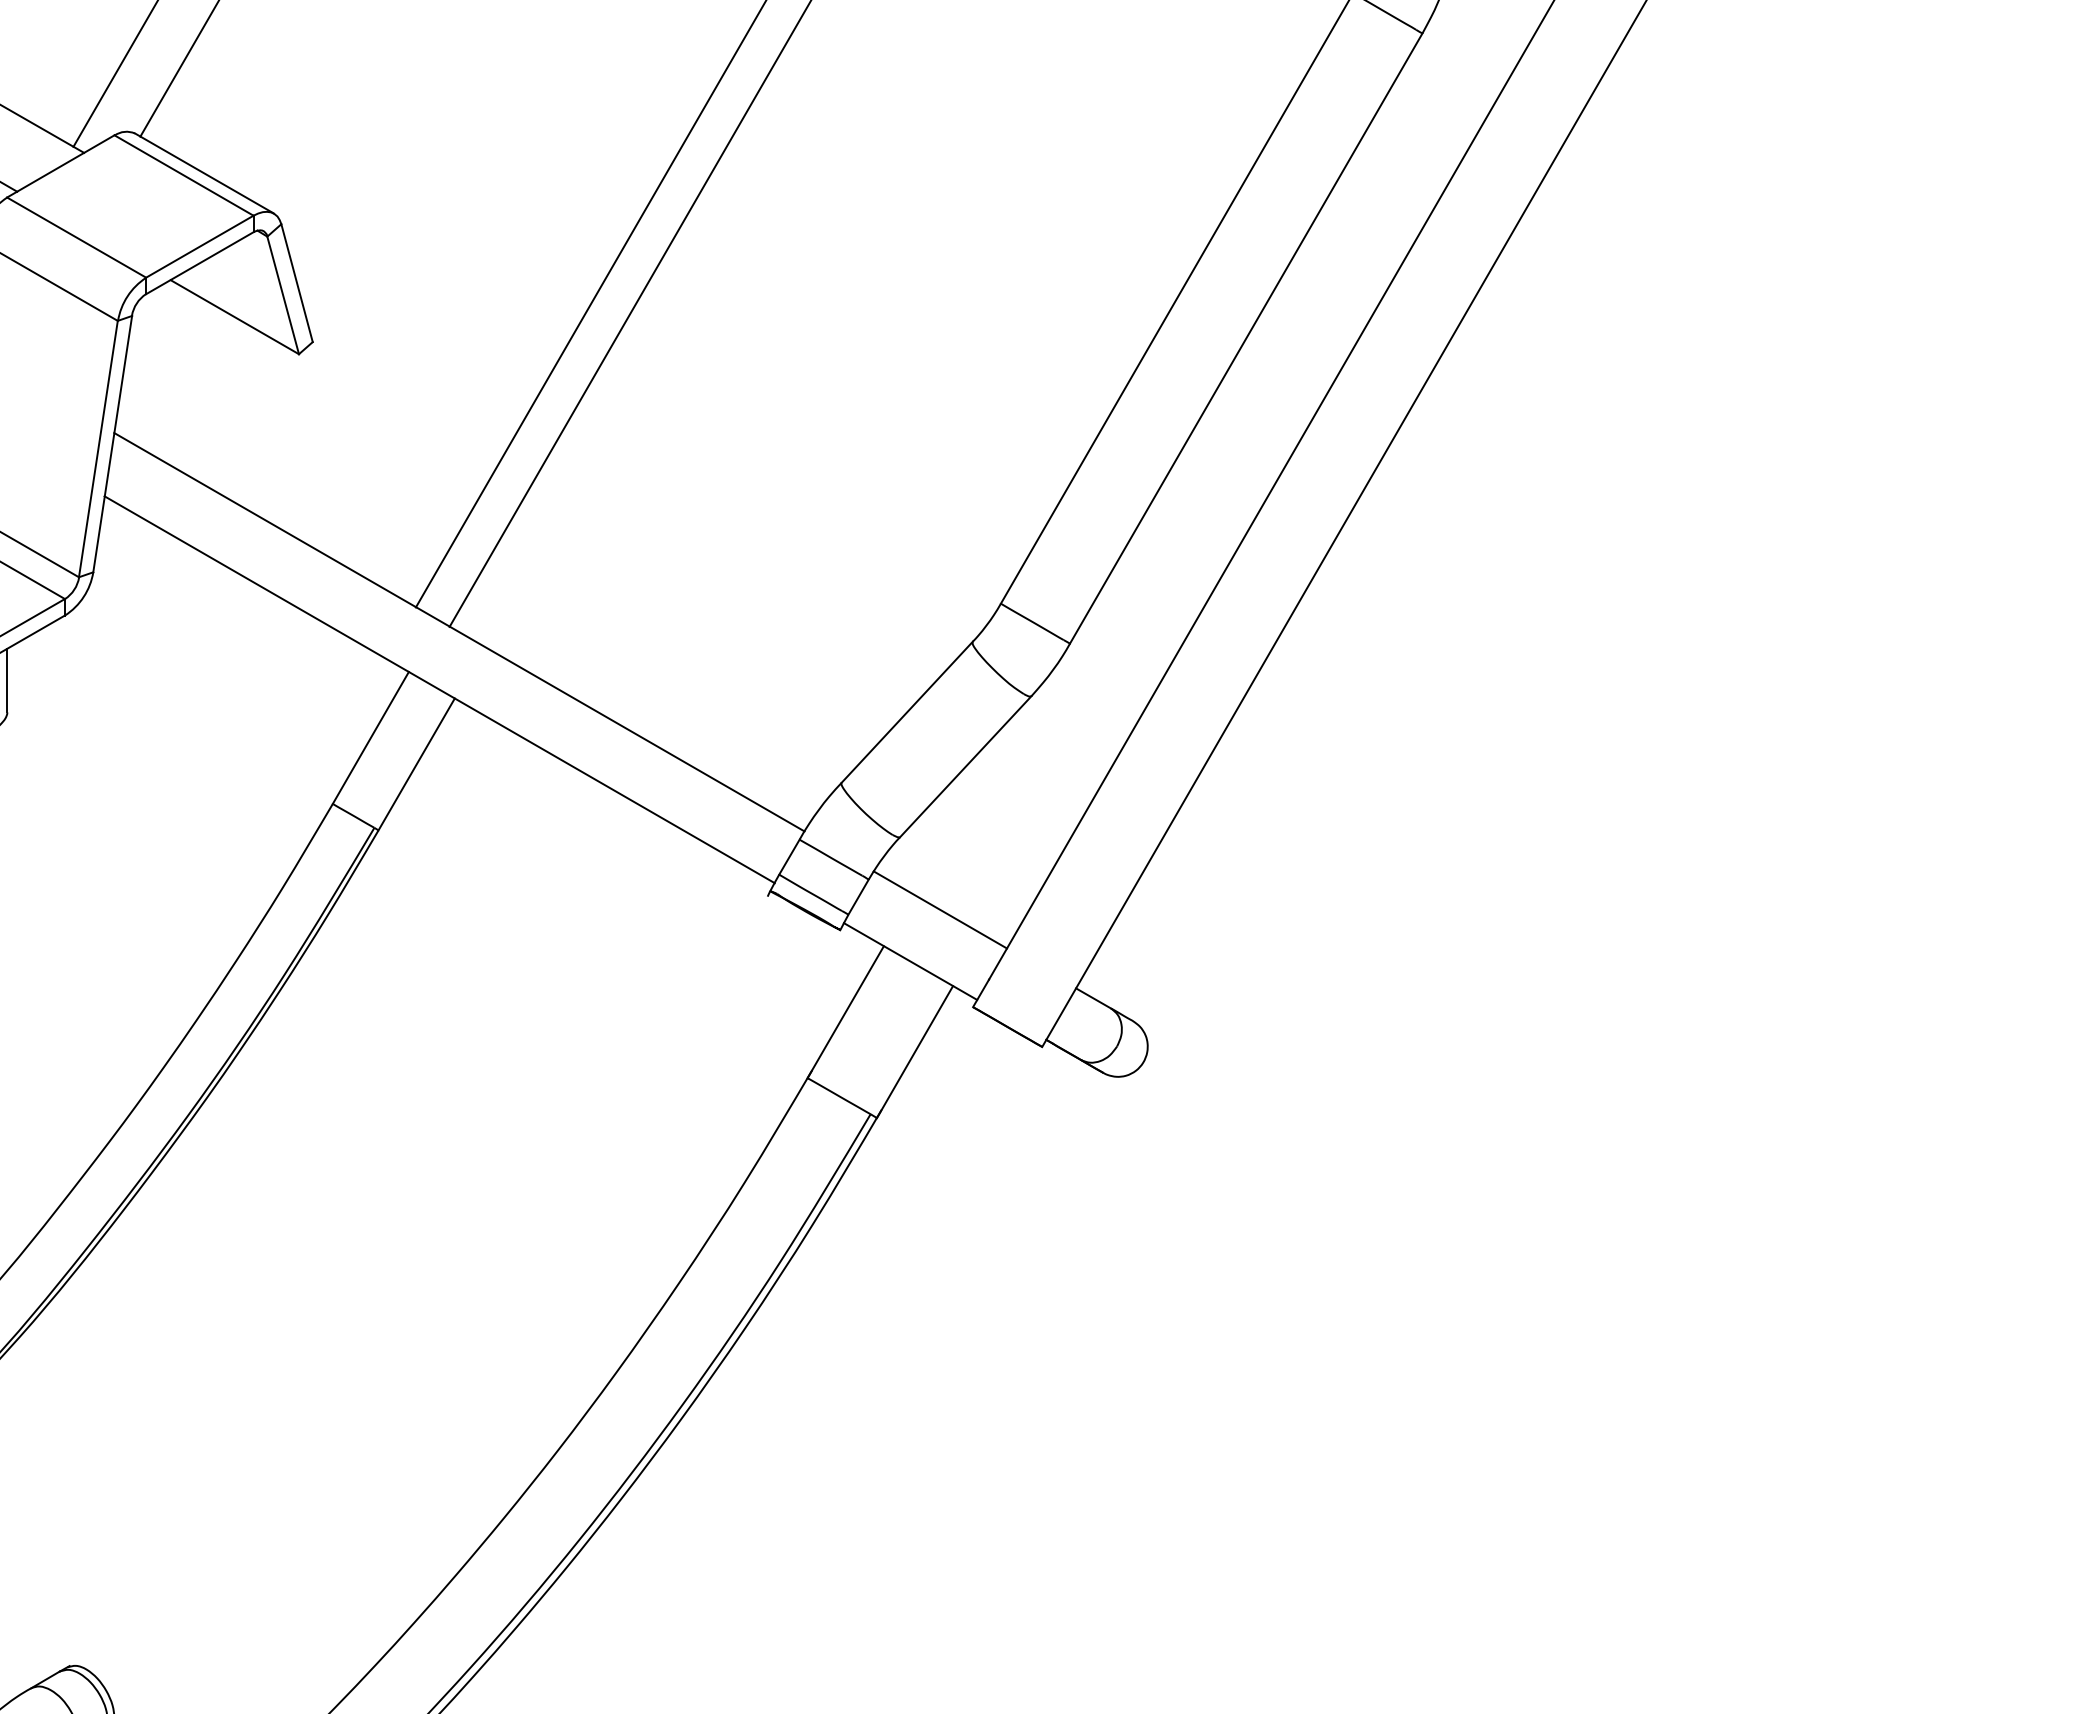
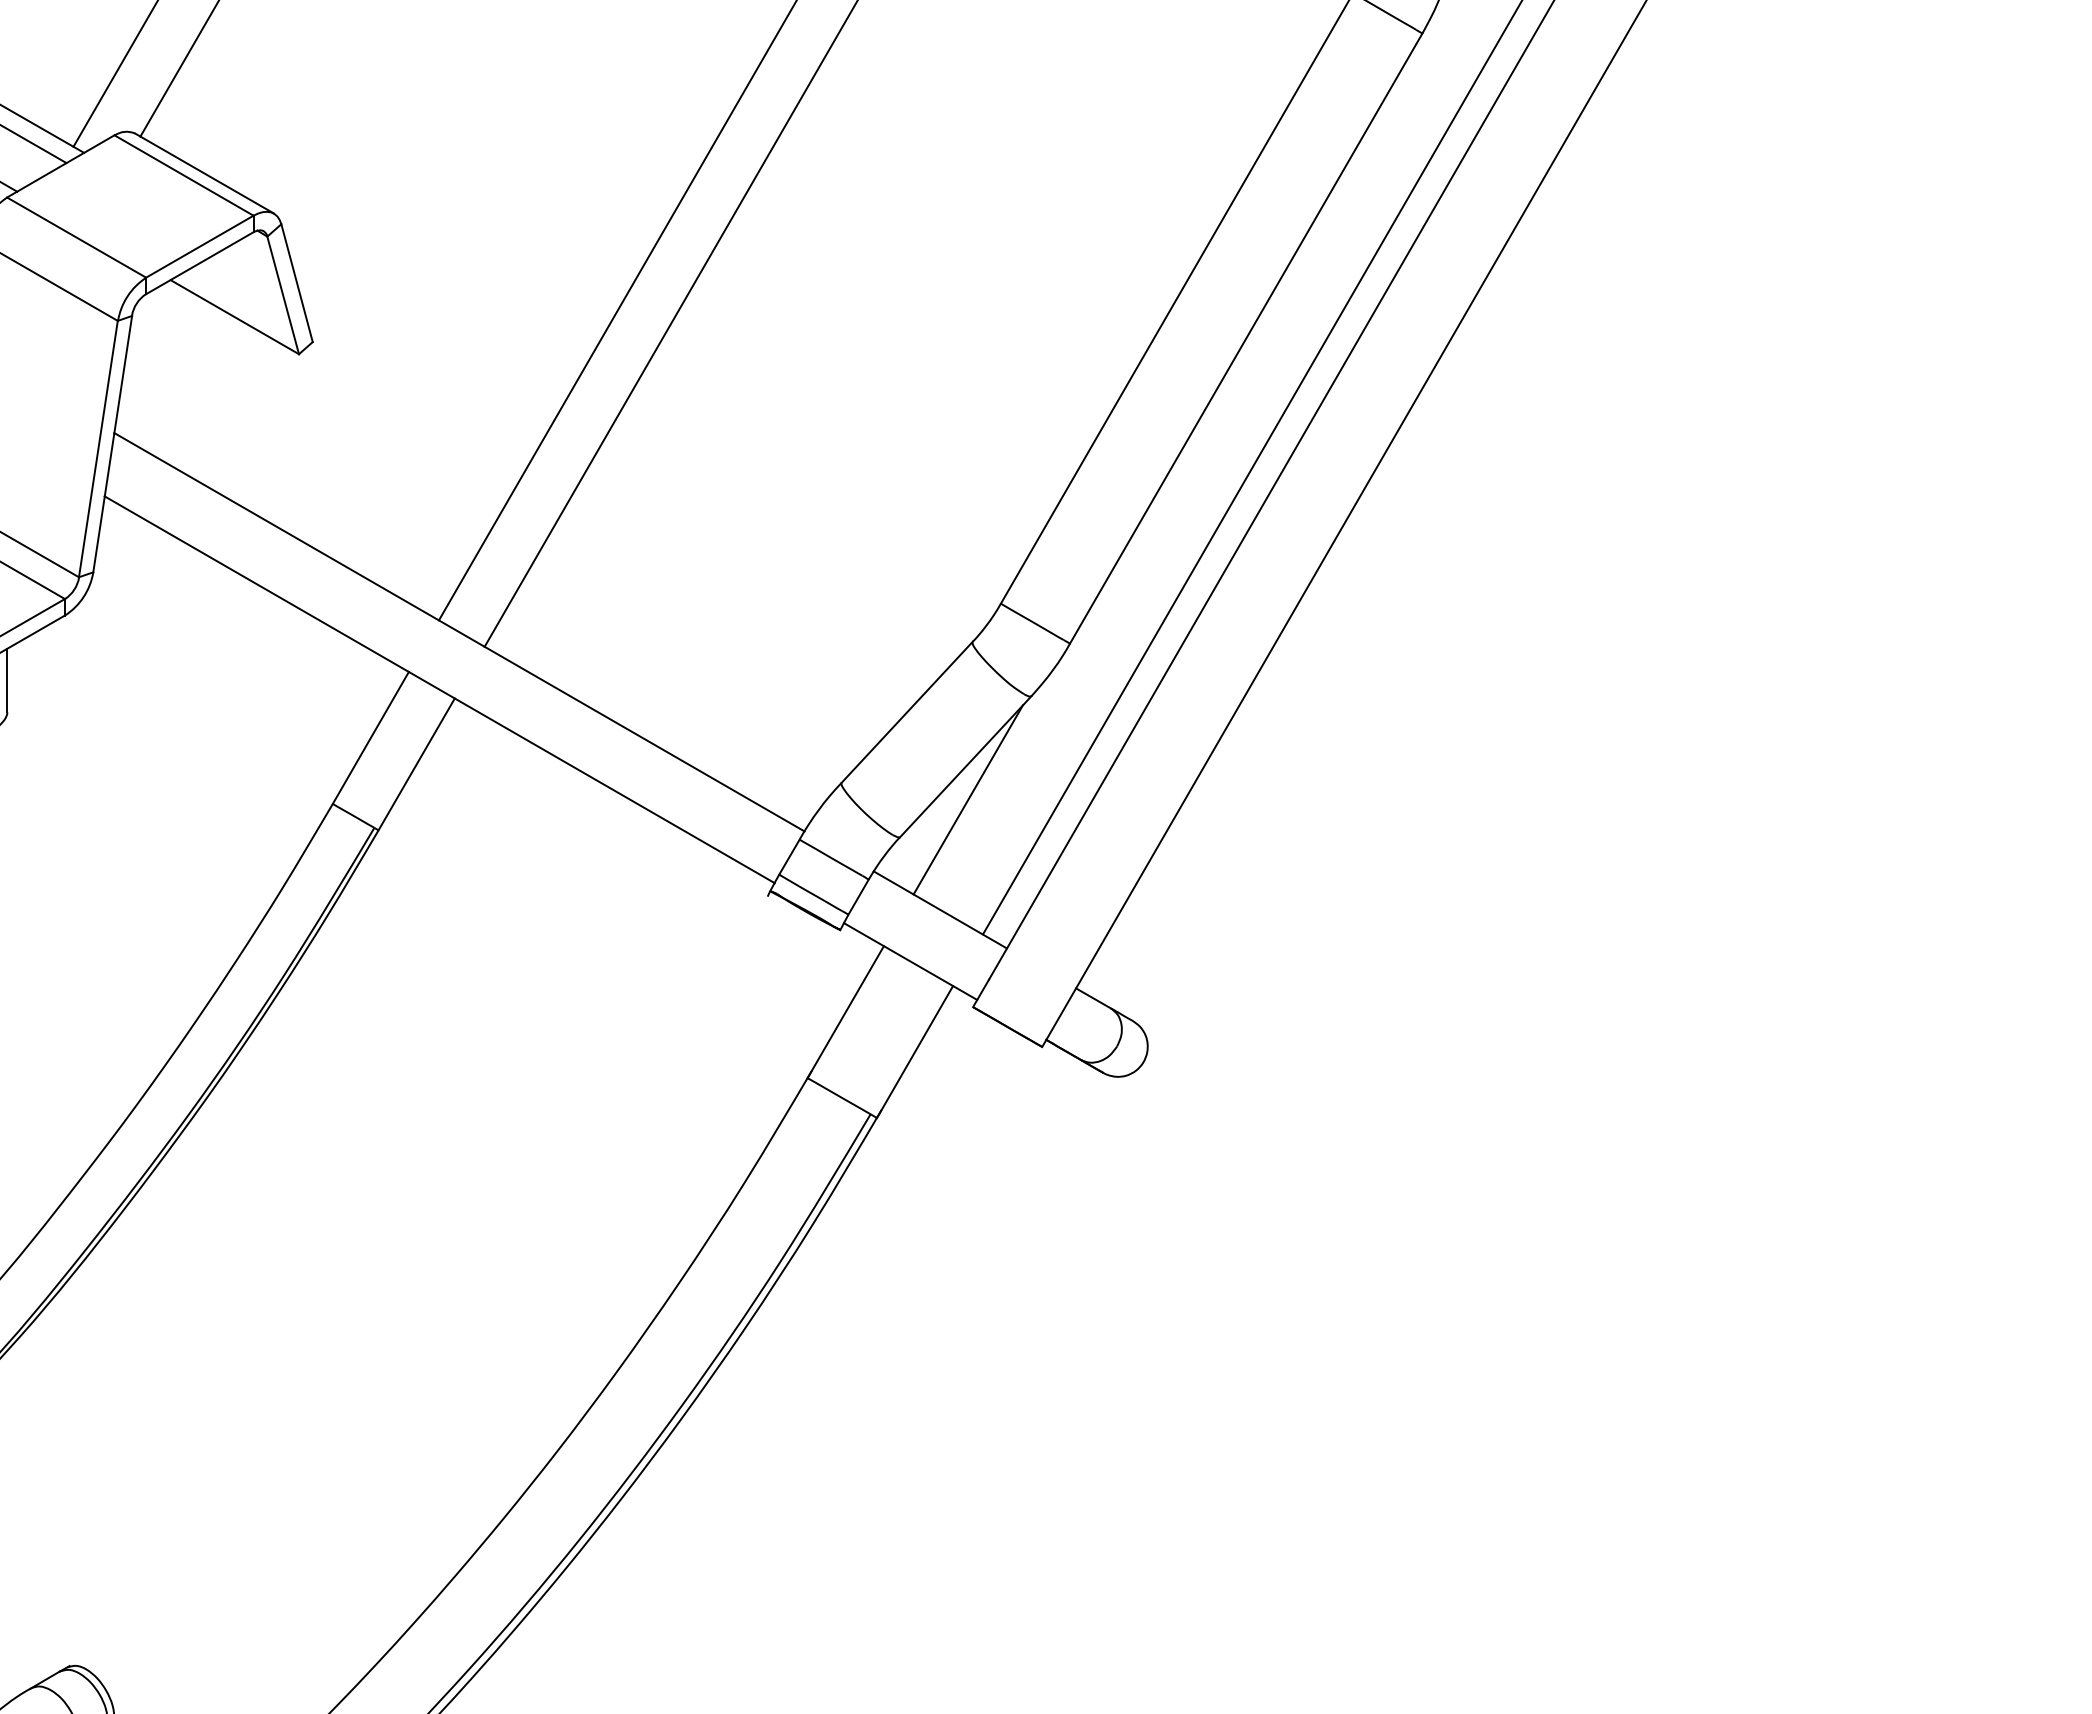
line: none -> present (34, 144)
line position: (589, 304) -> (616, 311) (616, 311)
line position: (629, 314) -> (670, 324) (670, 324)
line: none -> present (1252, 468)
line: none -> present (967, 799)
